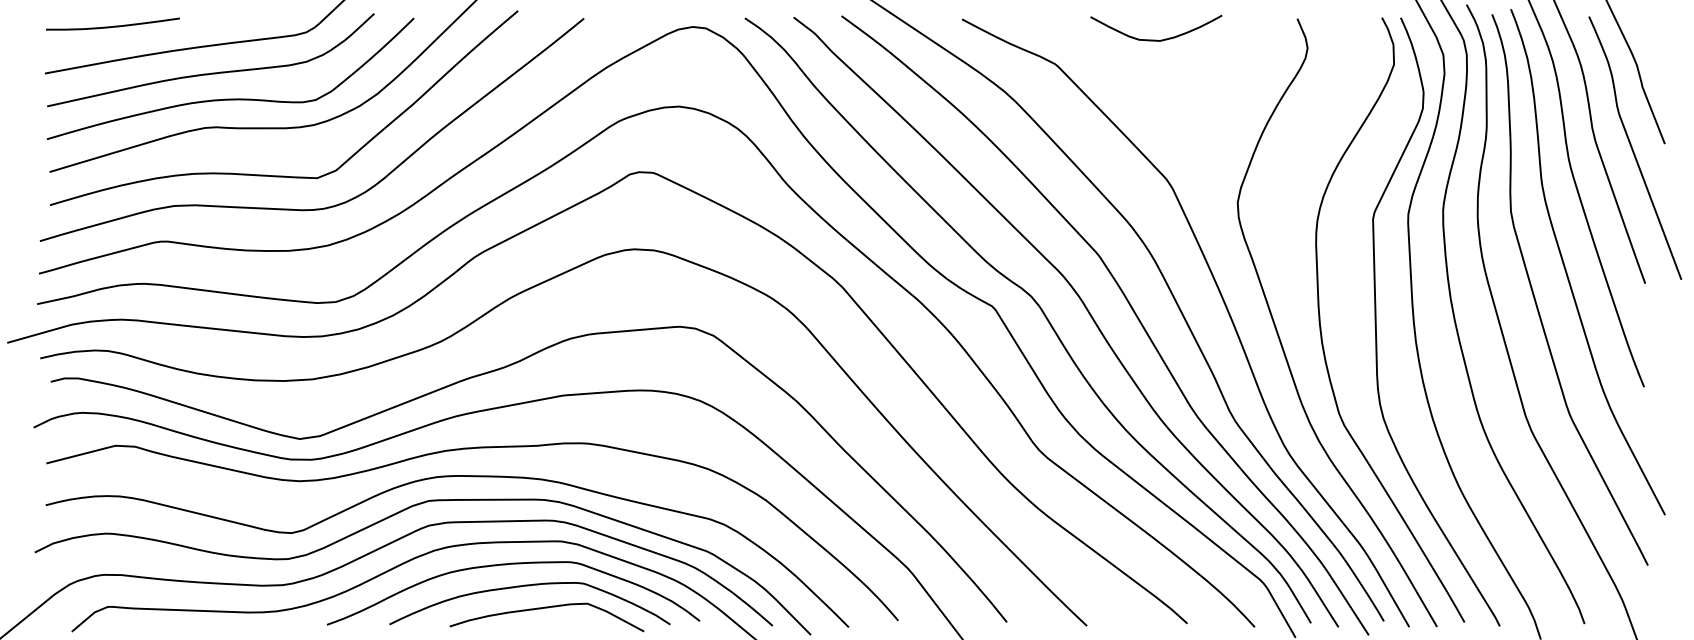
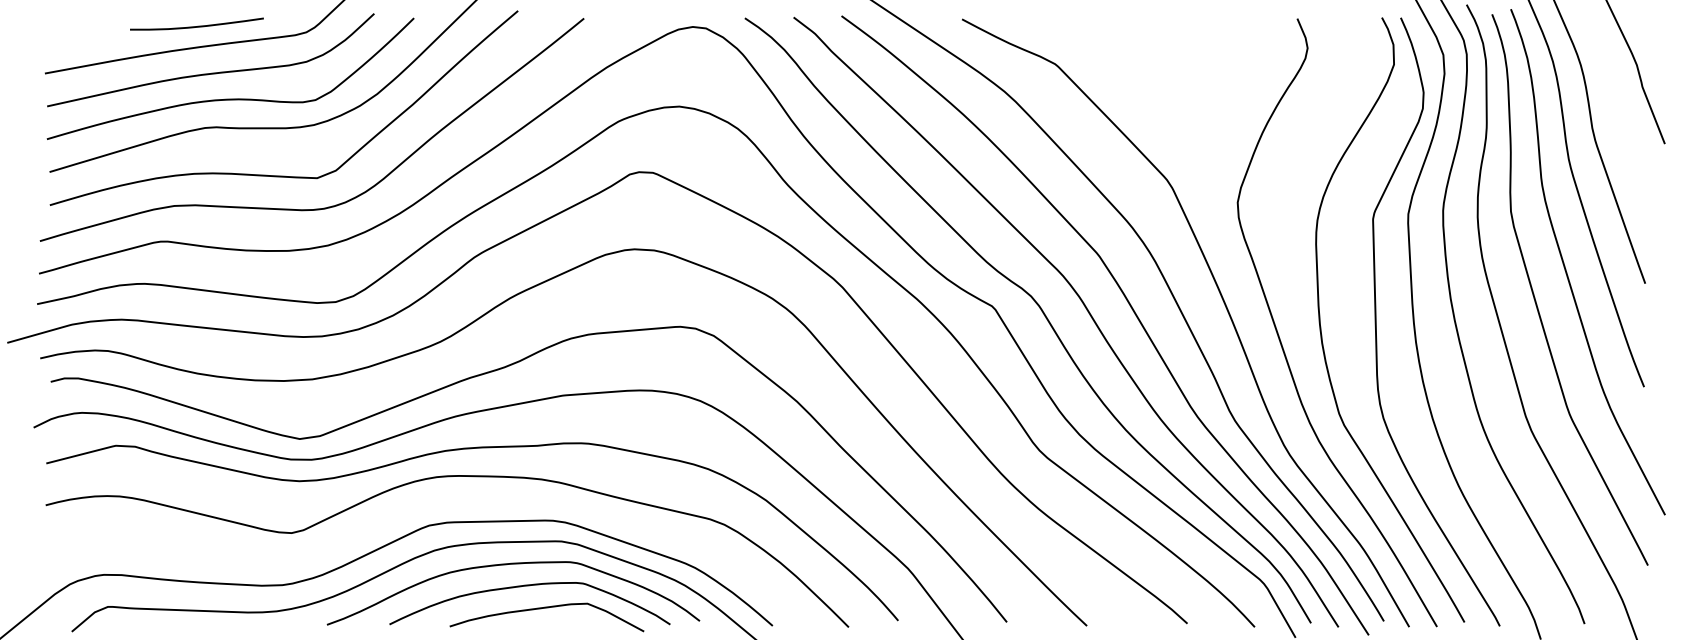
curve position: (114, 25) -> (198, 25) (198, 25)
curve: present -> none (1156, 39)
curve: present -> none (1633, 149)
curve: present -> none (397, 514)
